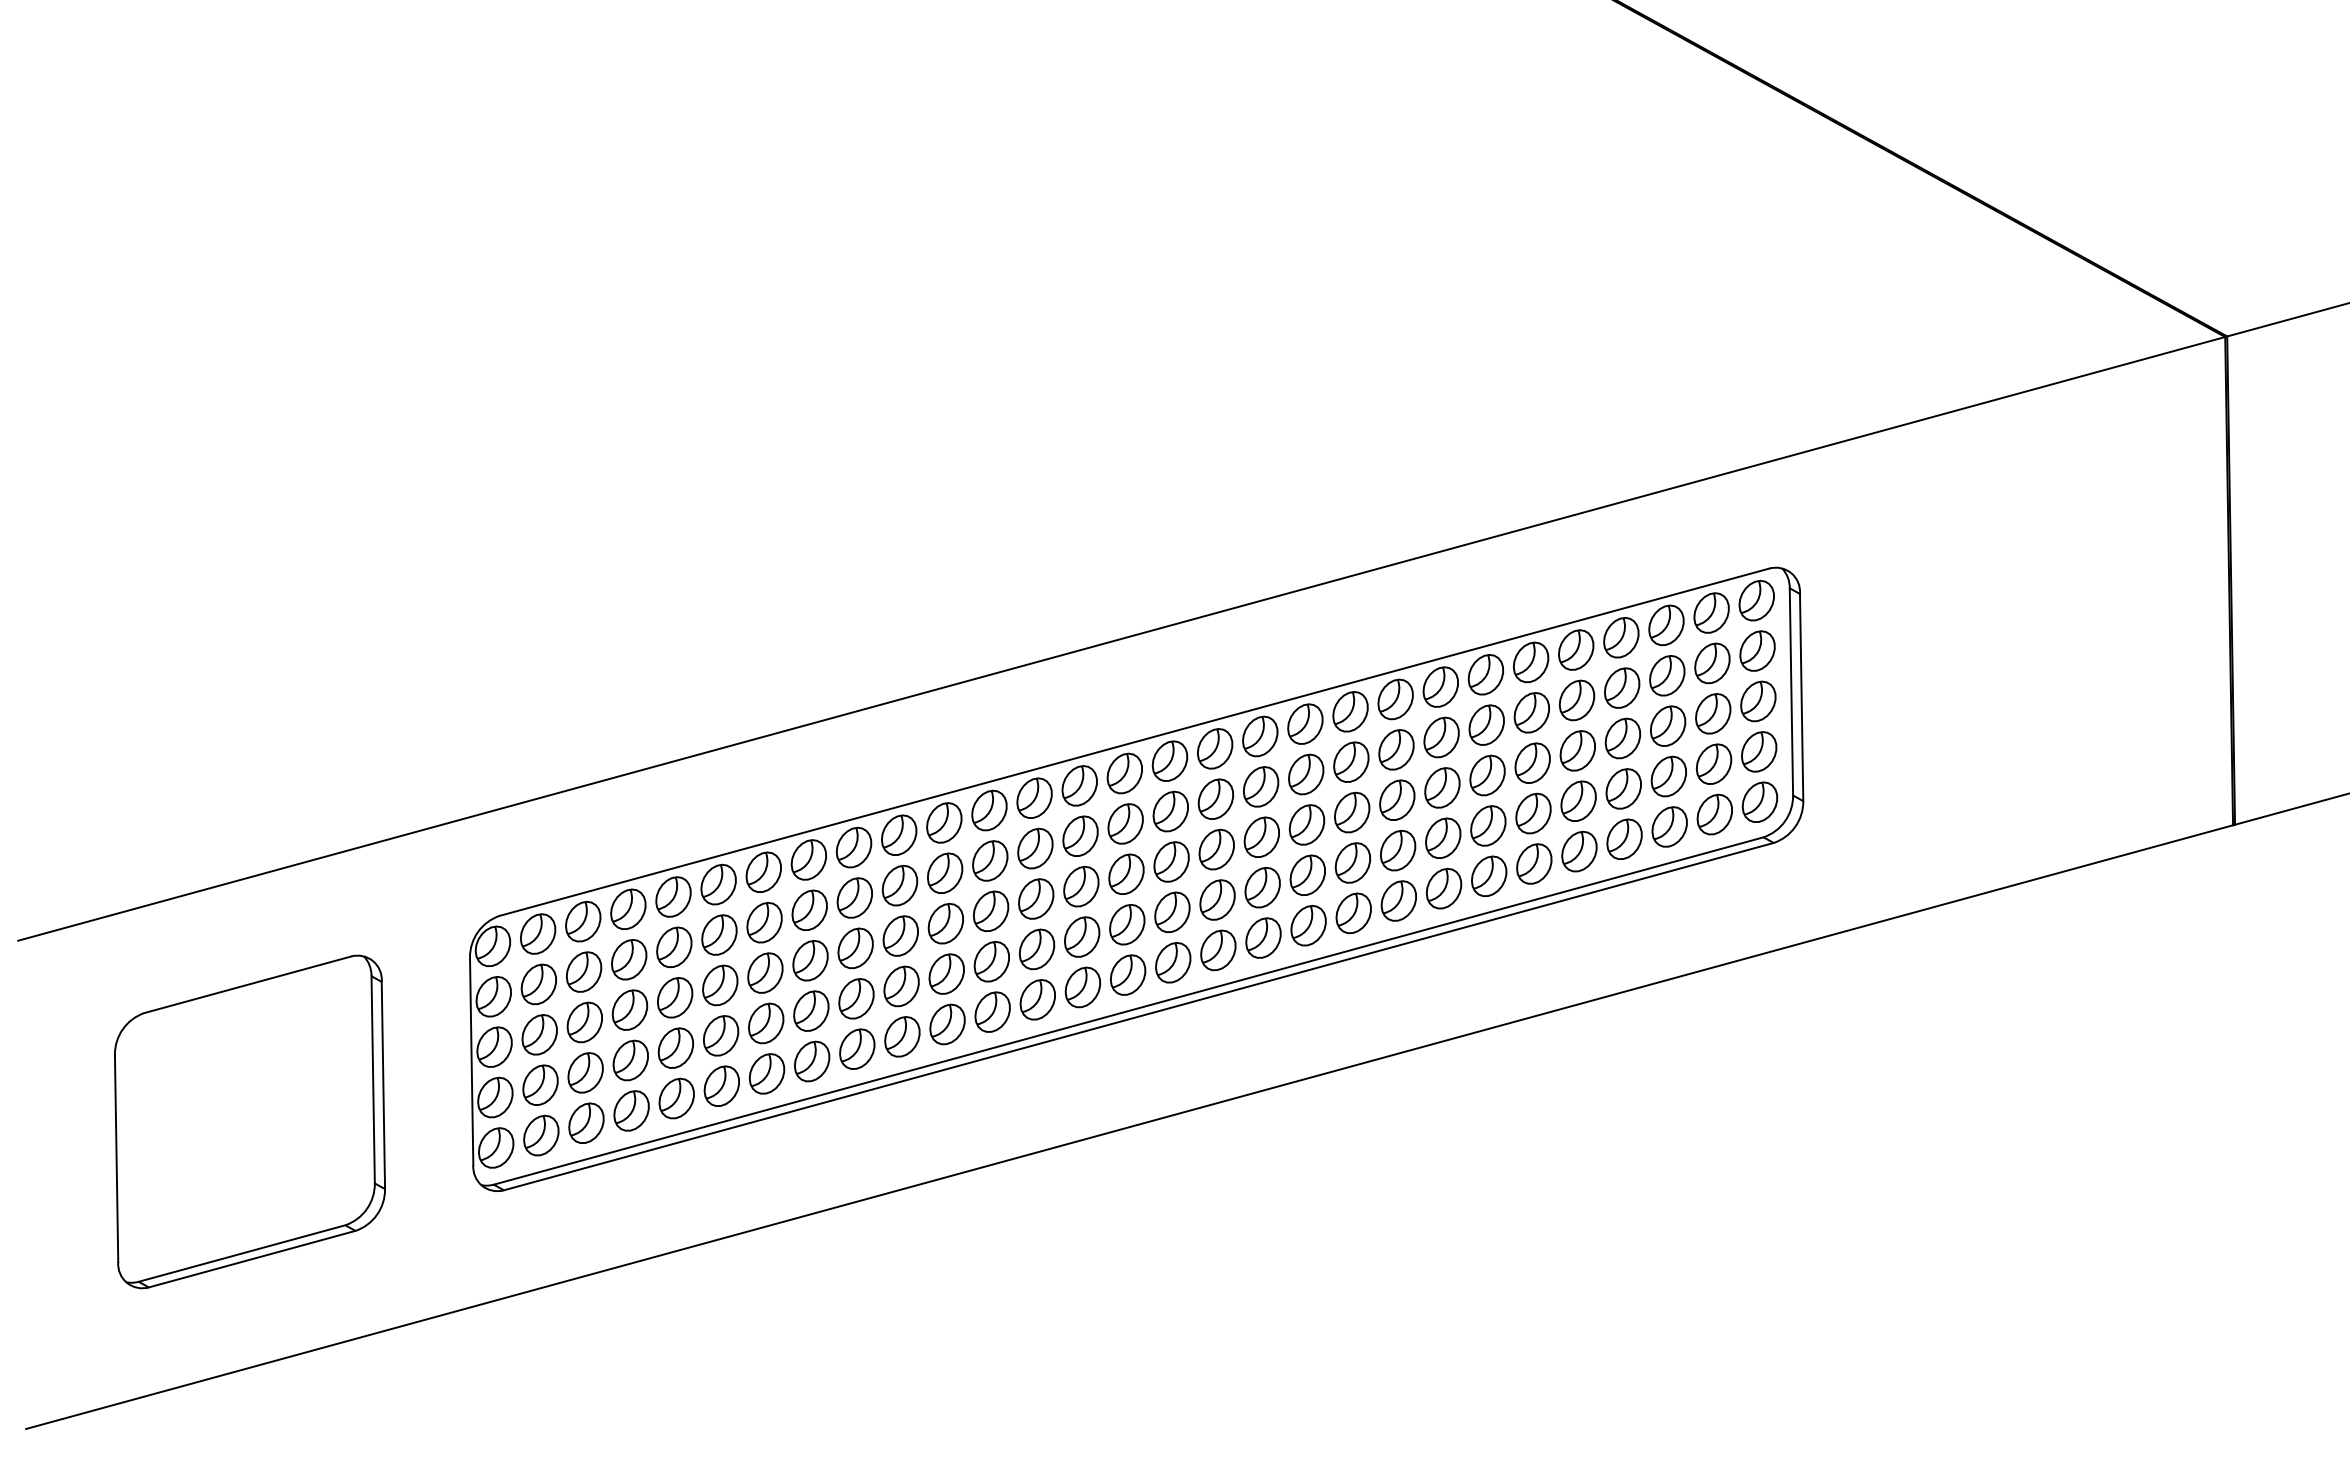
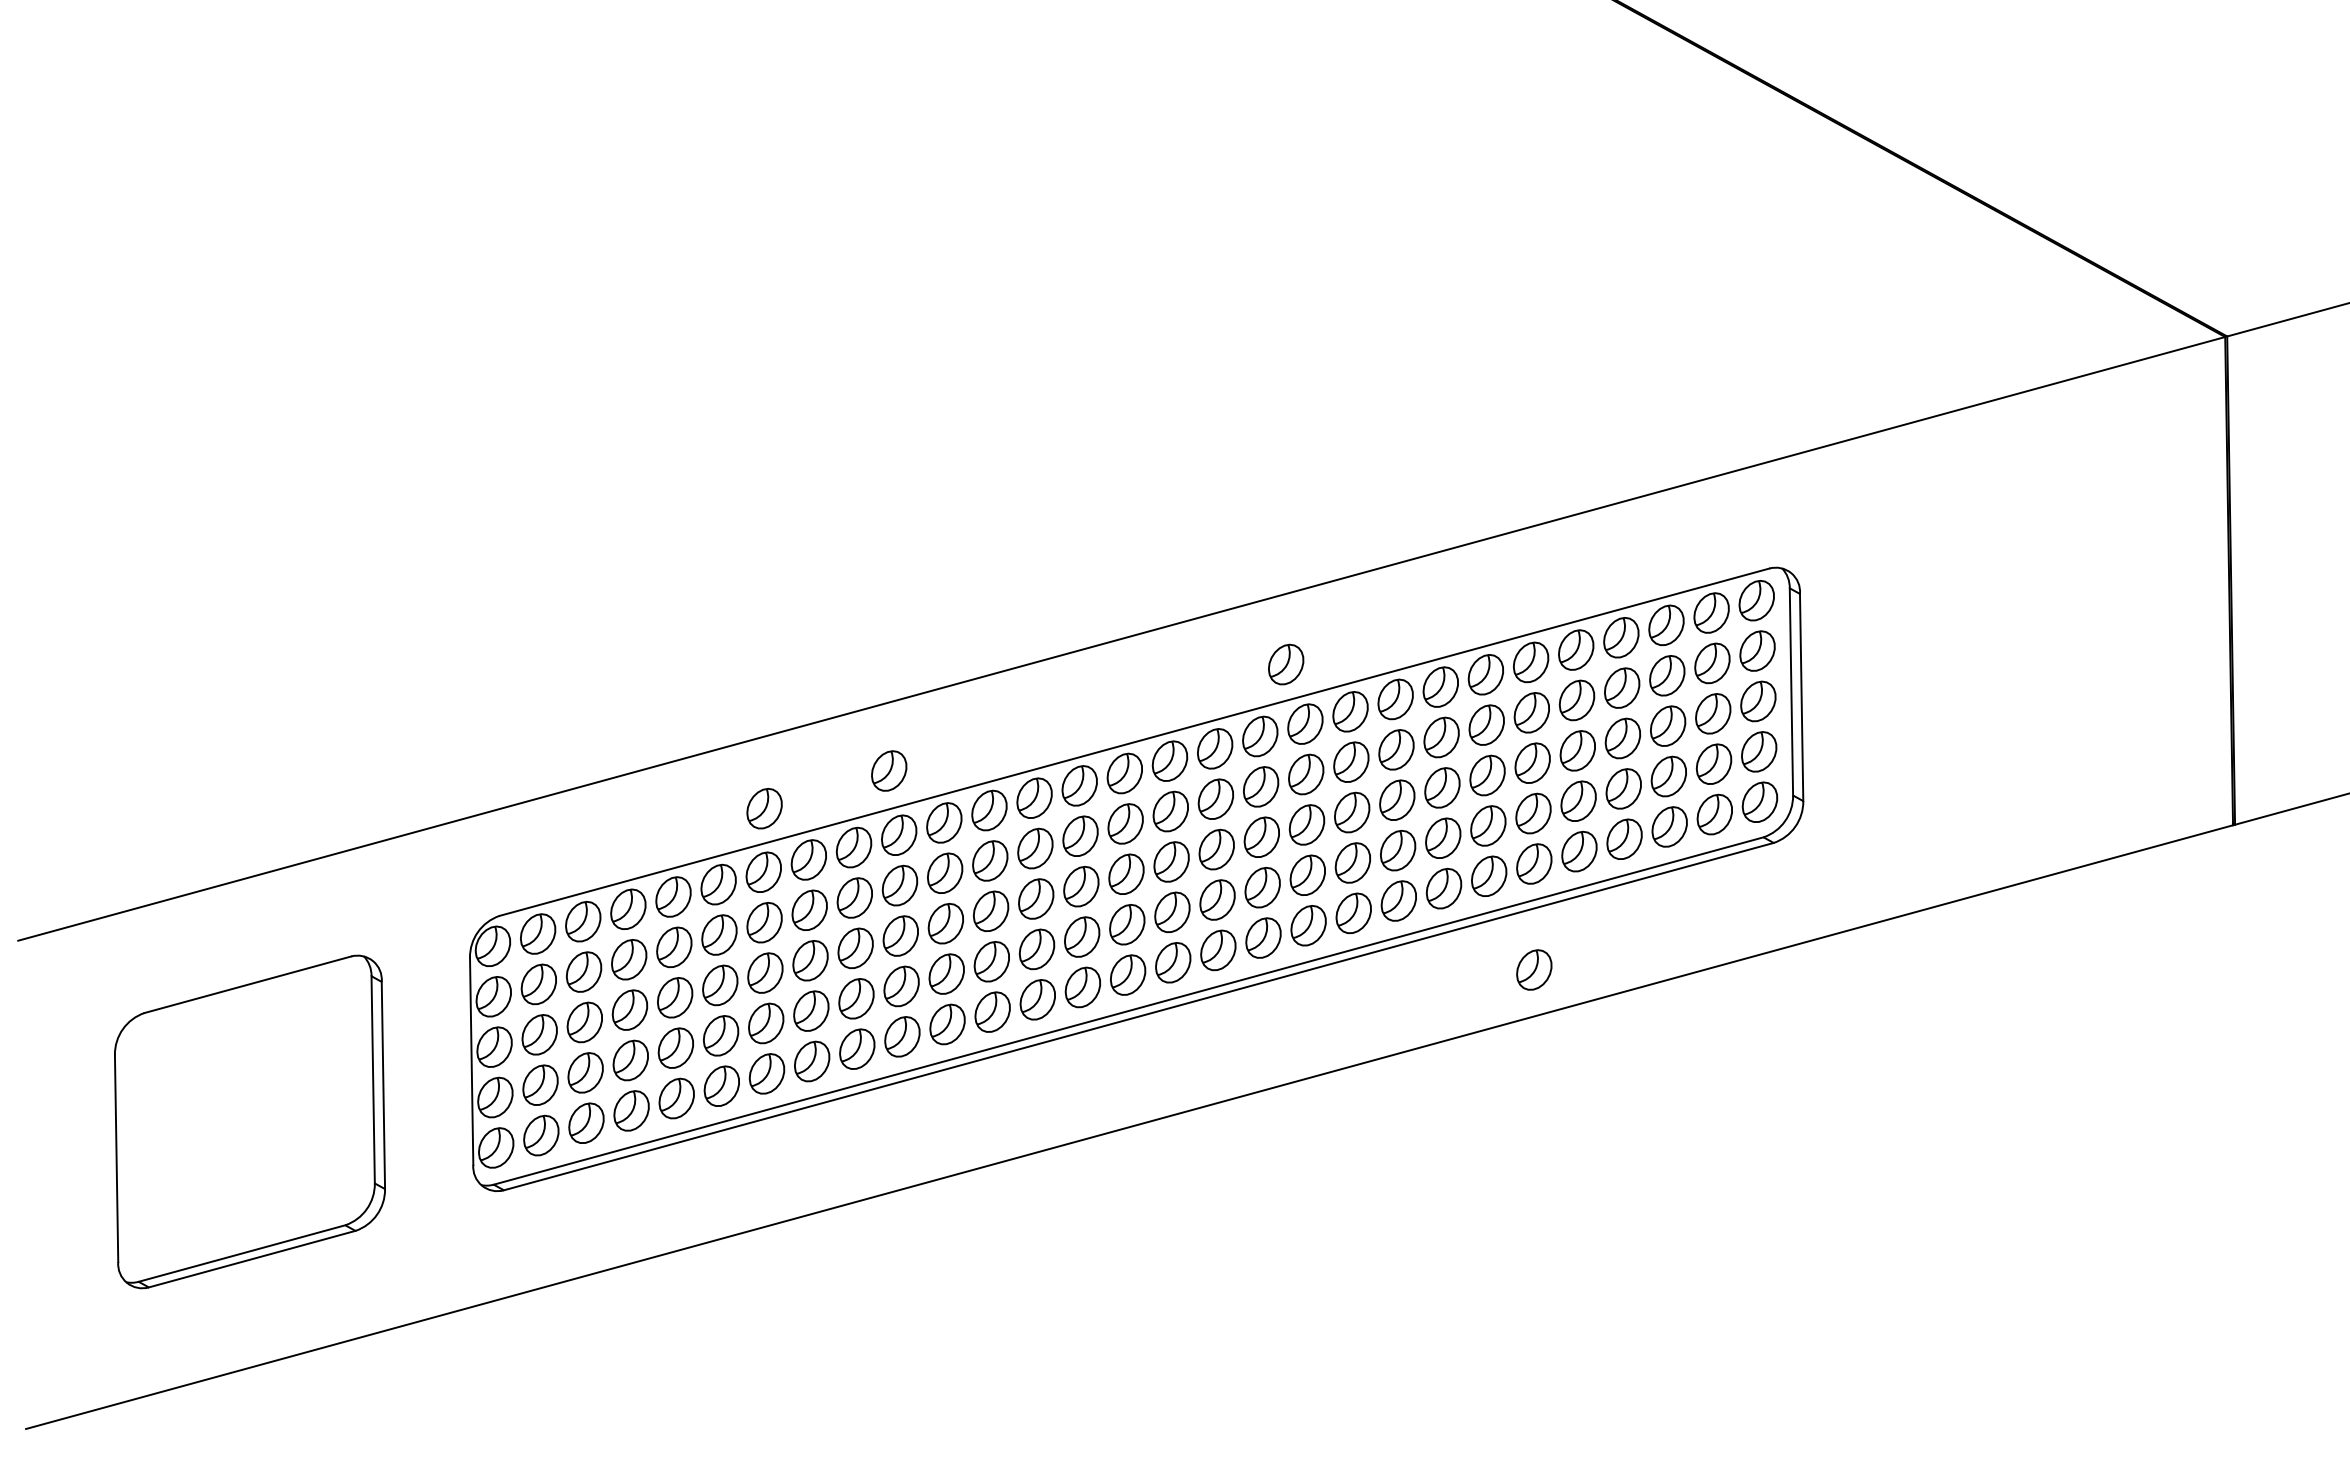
part: none -> present (1286, 664)
part: none -> present (889, 770)
part: none -> present (764, 808)
part: none -> present (1534, 969)
